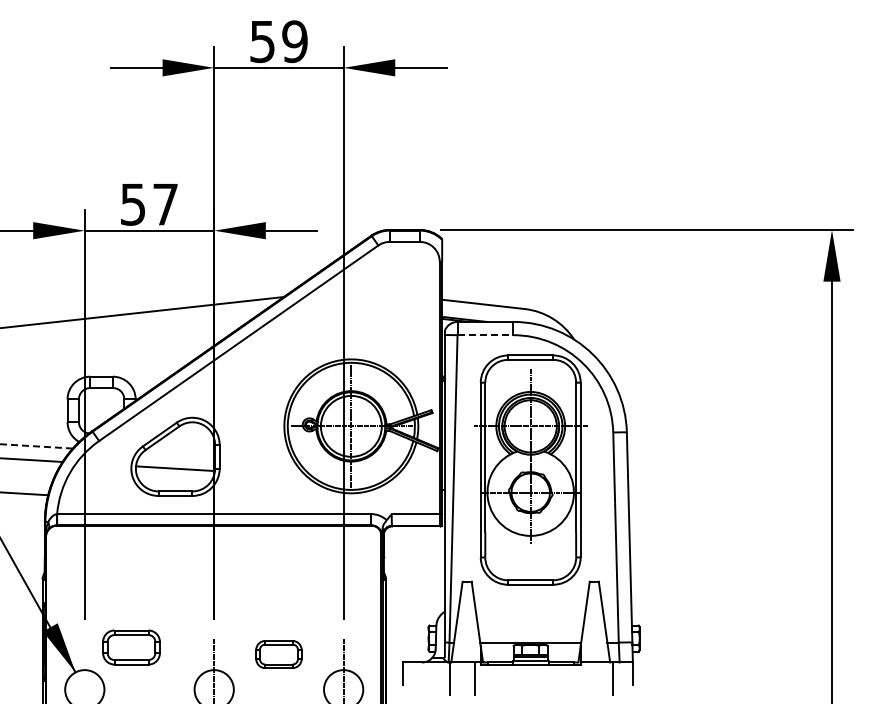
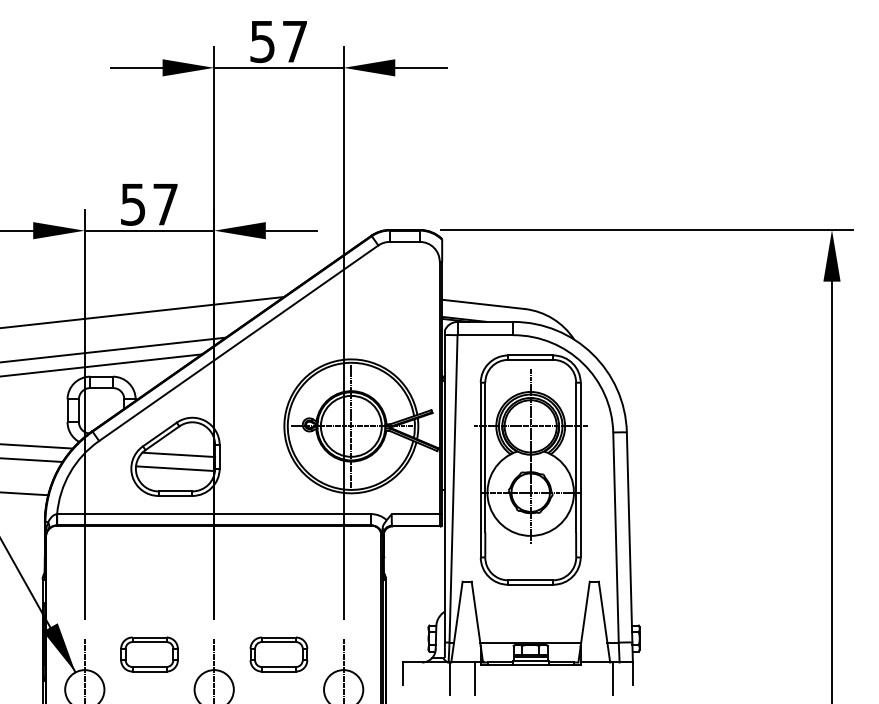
text: 59 -> 57 (294, 41)
line: dashed -> solid (485, 335)
line: none -> present (114, 349)
line: none -> present (102, 365)
line: dashed -> solid (36, 446)
line: none -> present (178, 454)
part position: (131, 647) -> (149, 654) (149, 654)
part size: 48x29 px -> 60x37 px (278, 654)
line: none -> present (84, 669)
